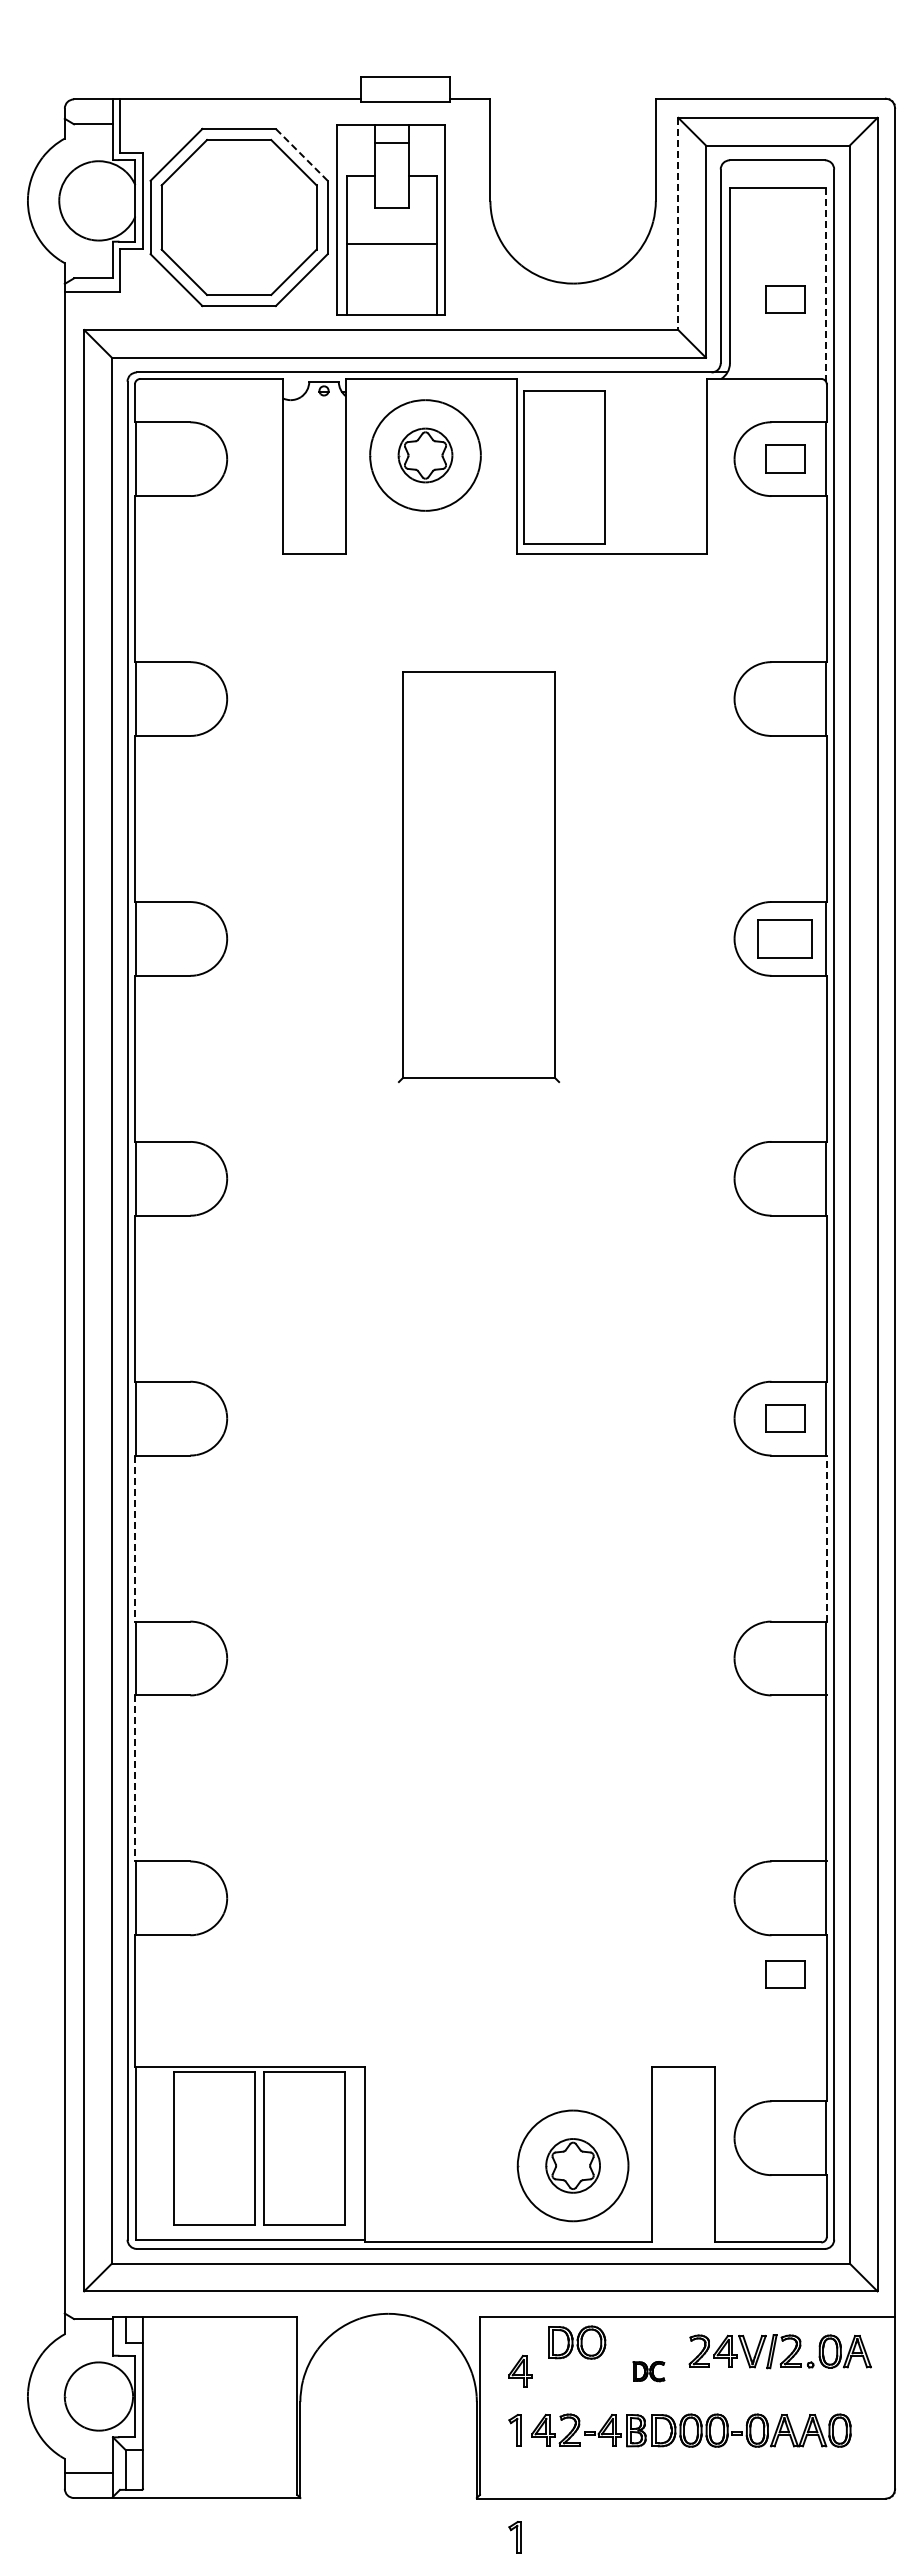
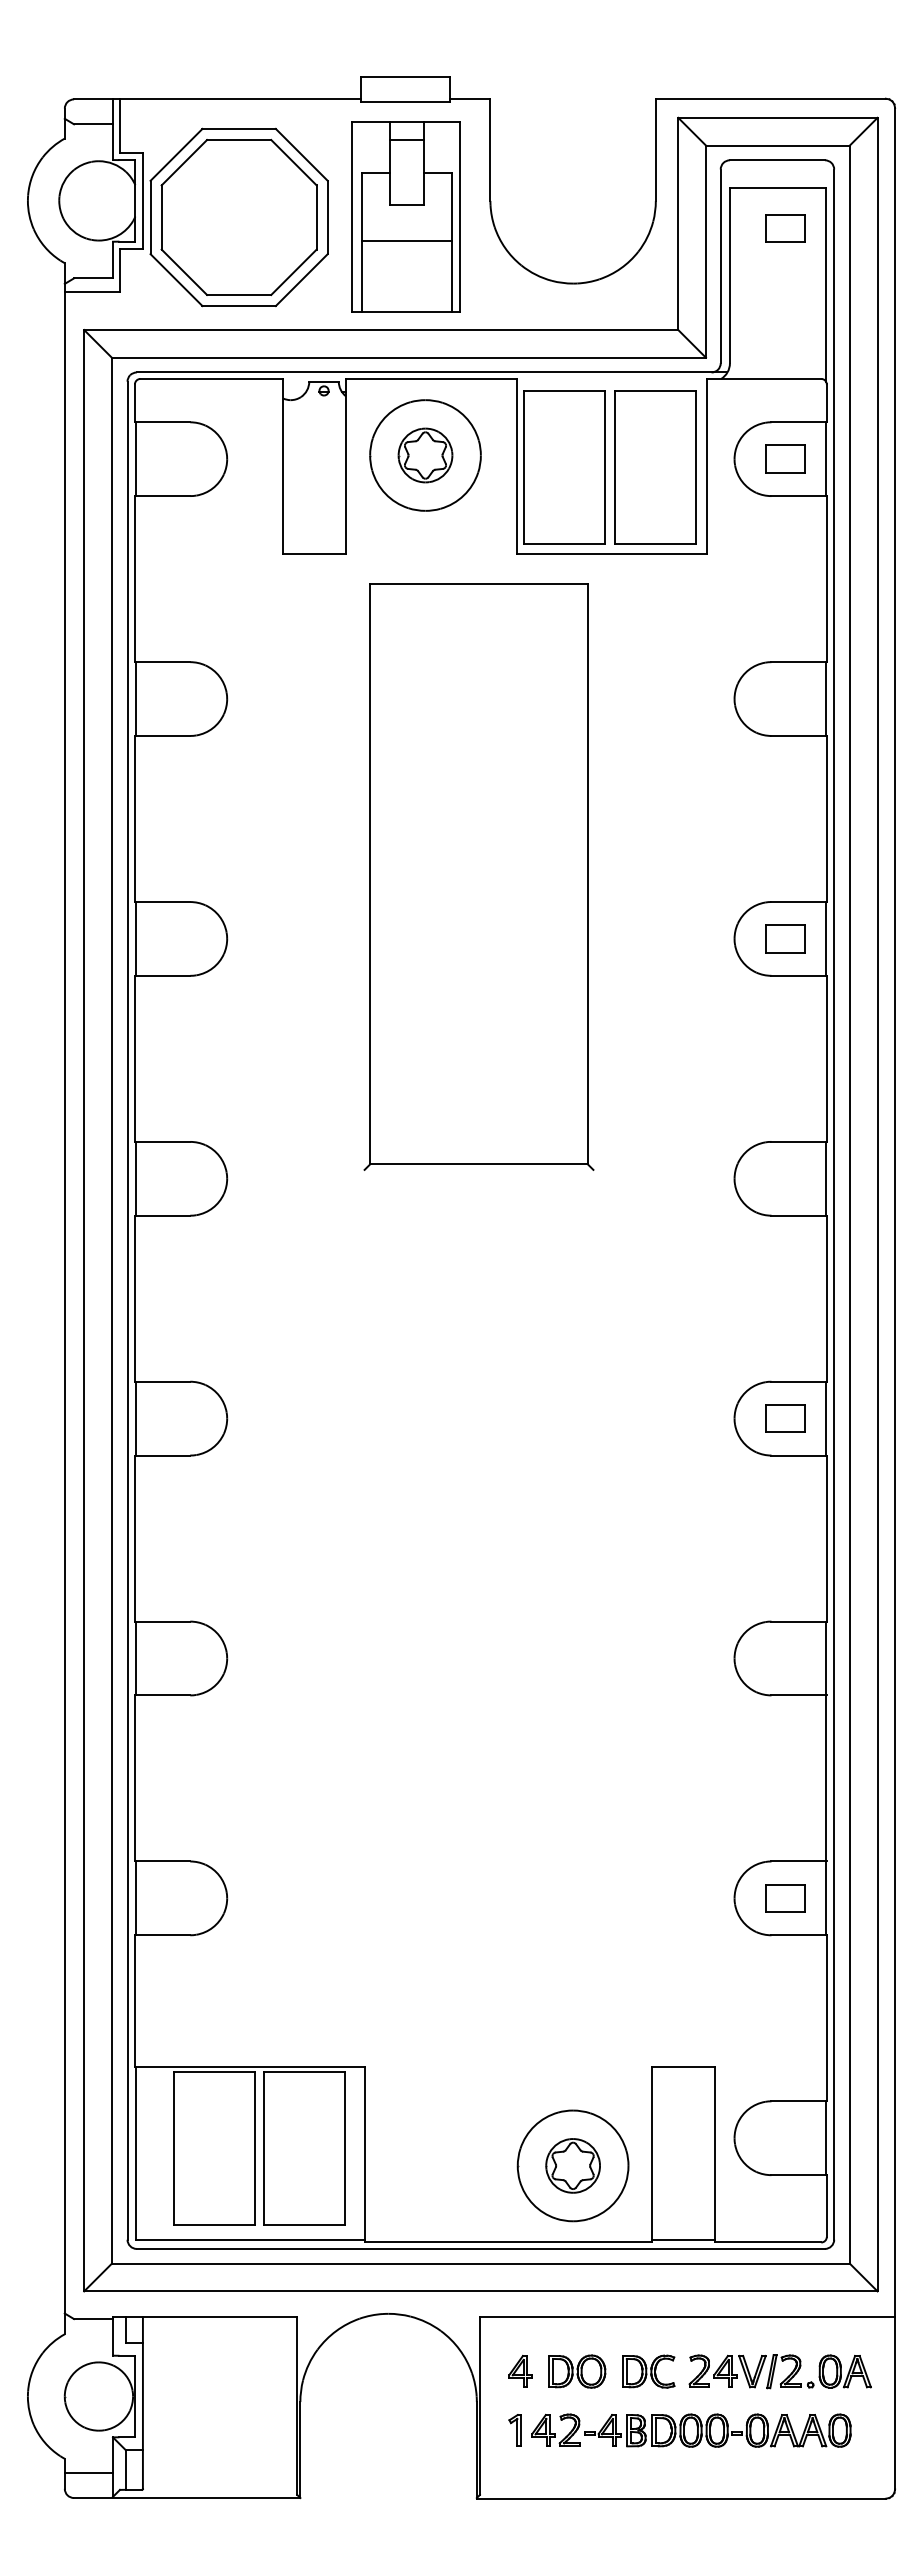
line: dashed -> solid (301, 154)
part position: (390, 219) -> (405, 216) (405, 216)
line: dashed -> solid (678, 224)
line: dashed -> solid (825, 284)
part position: (785, 299) -> (785, 228) (785, 228)
part: none -> present (655, 467)
part size: 163x412 px -> 232x588 px (478, 876)
part size: 56x40 px -> 41x30 px (785, 938)
line: dashed -> solid (826, 1538)
line: dashed -> solid (134, 1539)
line: dashed -> solid (134, 1778)
part position: (785, 1974) -> (785, 1898) (785, 1898)
line: none -> present (683, 2239)
part position: (577, 2342) -> (577, 2371) (577, 2371)
part position: (779, 2351) -> (779, 2371) (779, 2371)
part size: 34x22 px -> 54x35 px (648, 2371)
part: present -> none (514, 2537)
